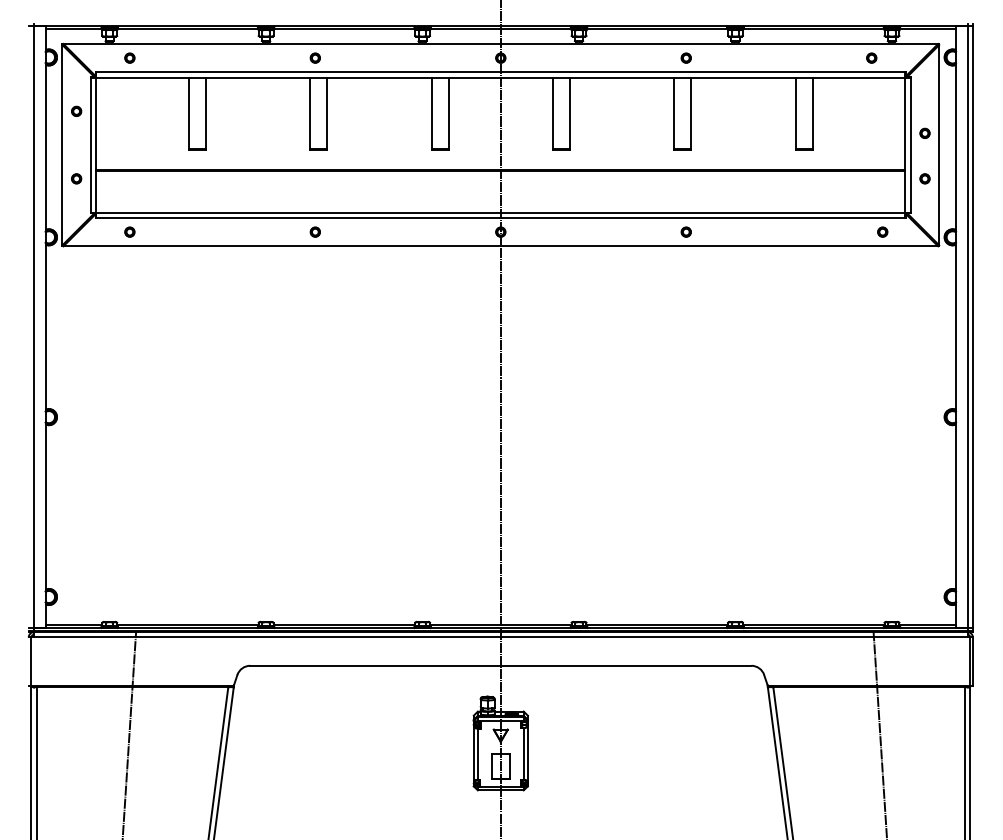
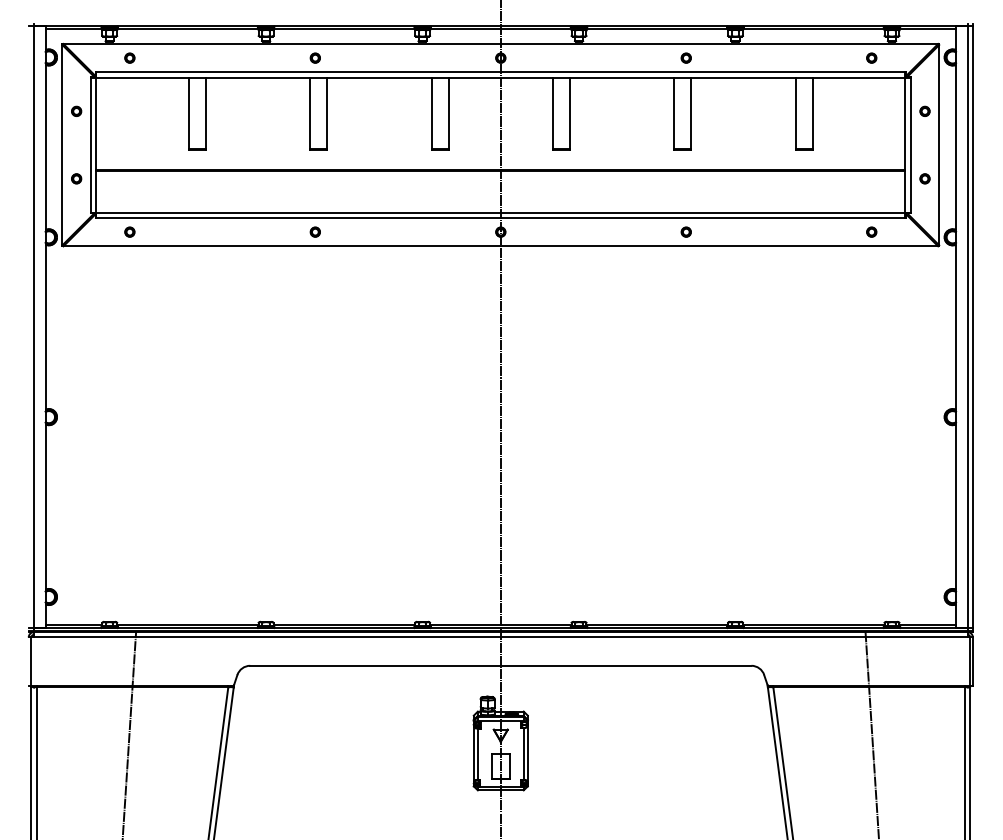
part position: (924, 132) -> (924, 110) (924, 110)
part position: (882, 231) -> (871, 231) (871, 231)
line position: (879, 733) -> (871, 734) (871, 734)
